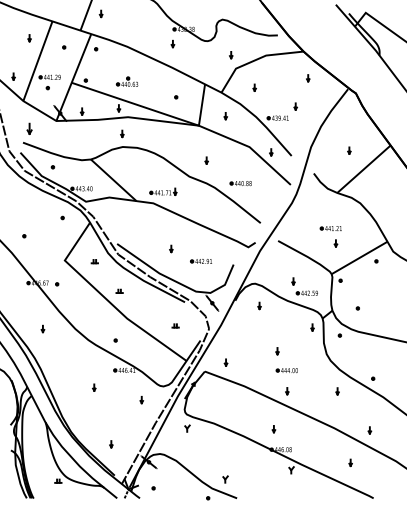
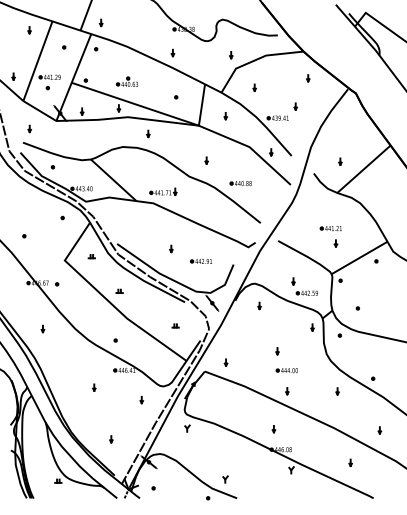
part position: (100, 13) -> (100, 22) (100, 22)
part position: (29, 38) -> (29, 30) (29, 30)
part position: (172, 43) -> (172, 52) (172, 52)
part size: 7x13 px -> 6x10 px (29, 128)
part position: (122, 133) -> (148, 133) (148, 133)
part position: (349, 150) -> (340, 161) (340, 161)
part position: (94, 261) -> (91, 256) (91, 256)
part position: (369, 430) -> (379, 430) (379, 430)
part position: (111, 444) -> (111, 439) (111, 439)
